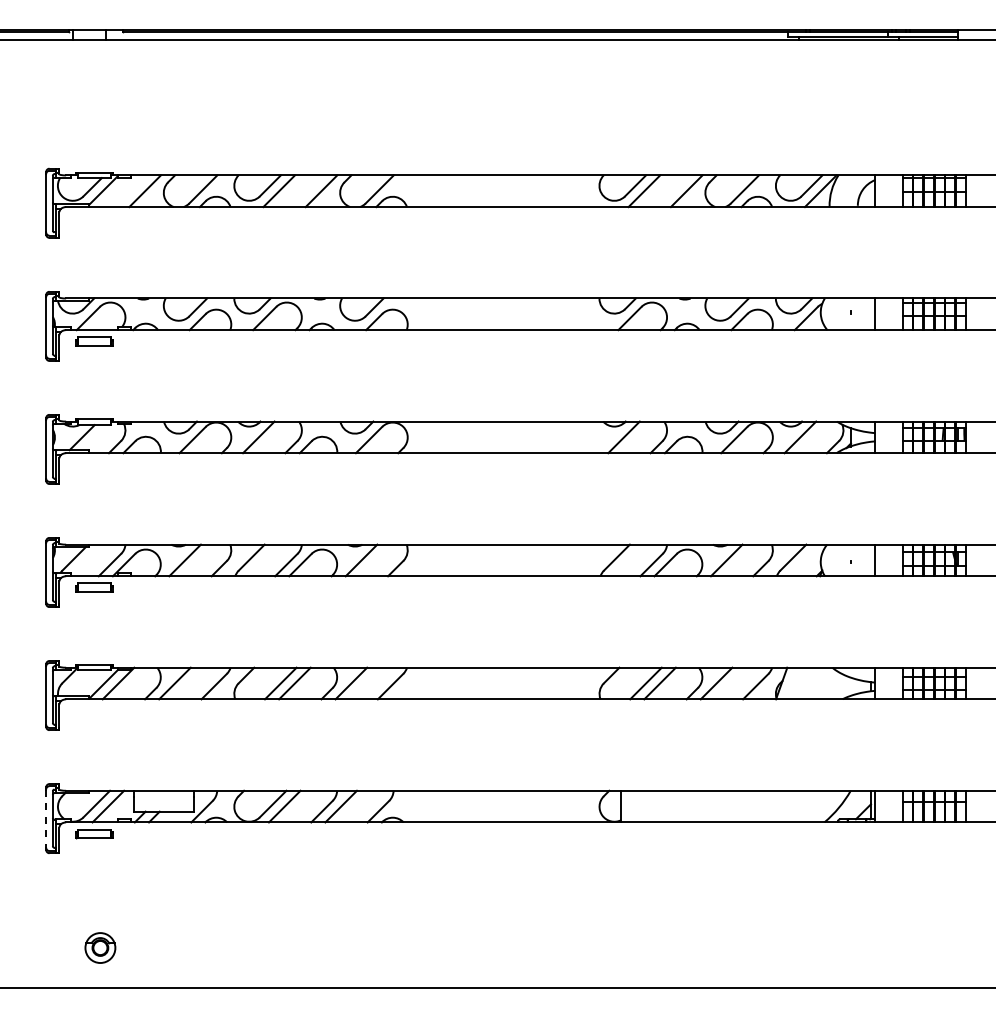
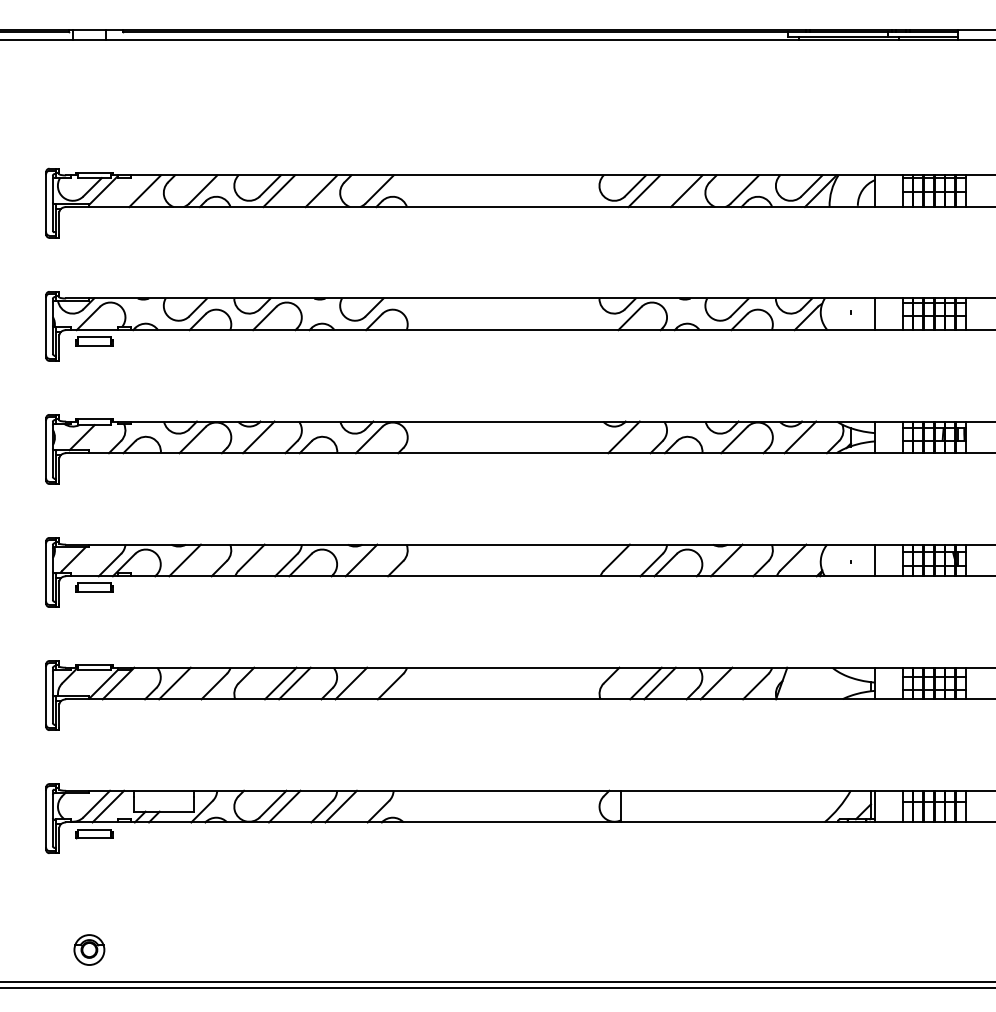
line: dashed -> solid (46, 819)
part position: (100, 947) -> (89, 949) (89, 949)
line: none -> present (497, 981)
